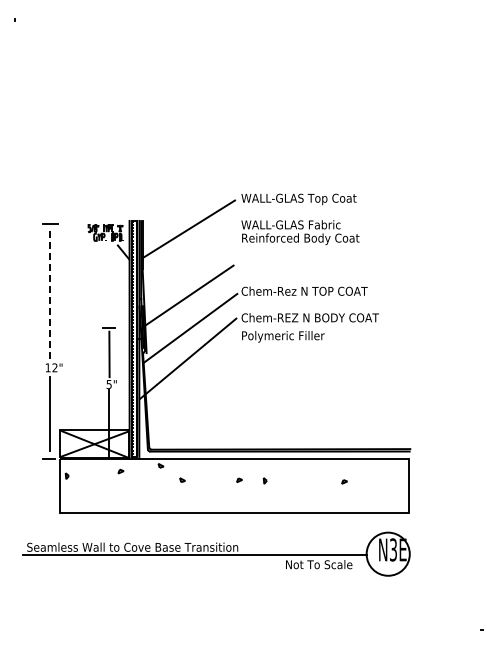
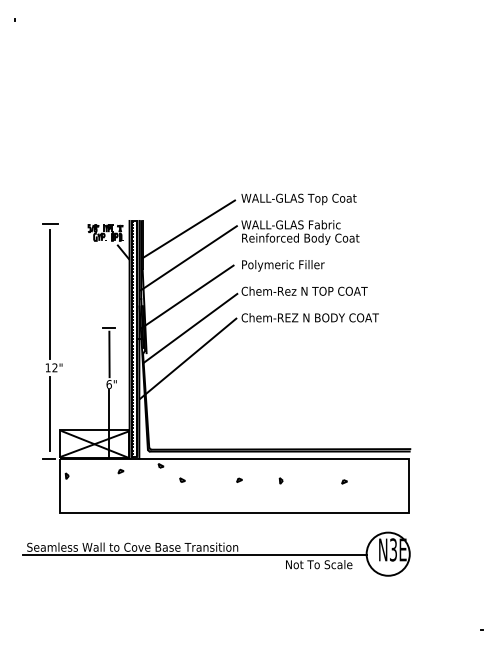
line: none -> present (188, 258)
line: dashed -> solid (49, 294)
text position: (283, 336) -> (283, 265) (283, 265)
text: 5" -> 6" (108, 384)
part position: (264, 480) -> (280, 480) (280, 480)
